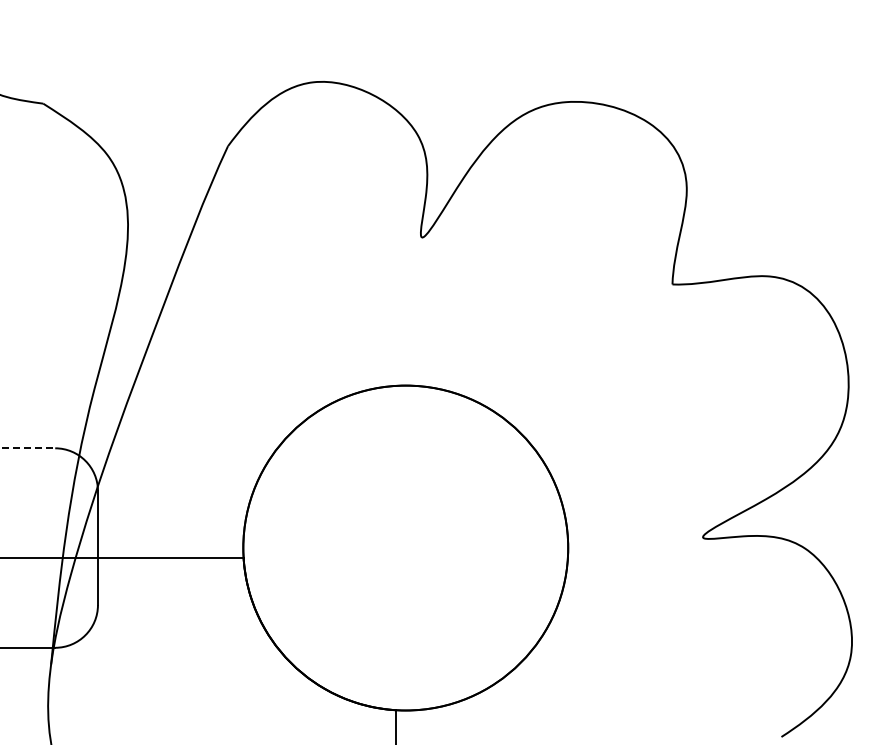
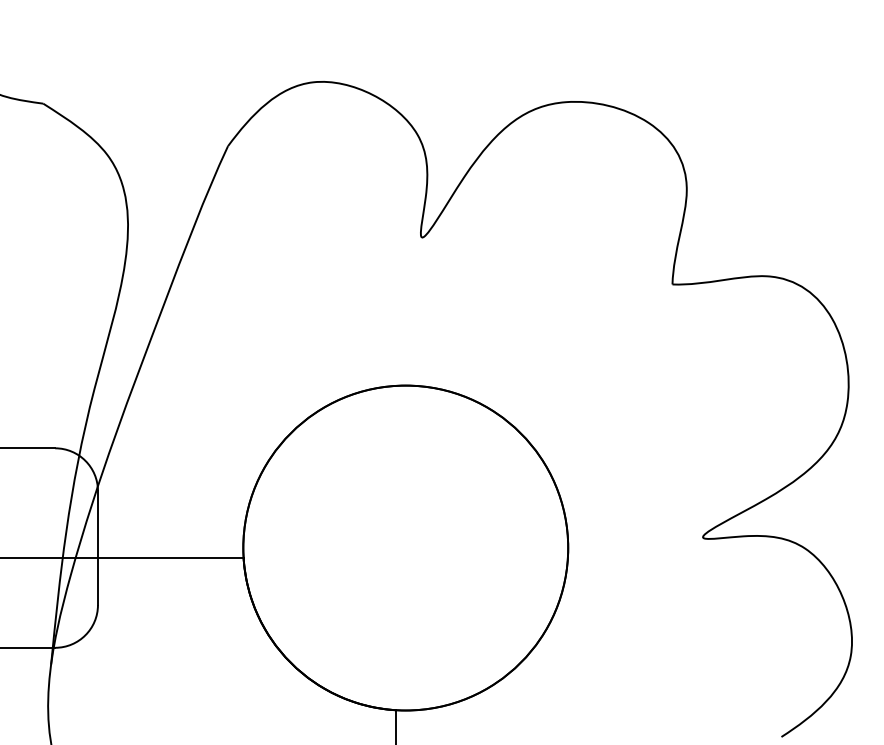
line: dashed -> solid (28, 448)
